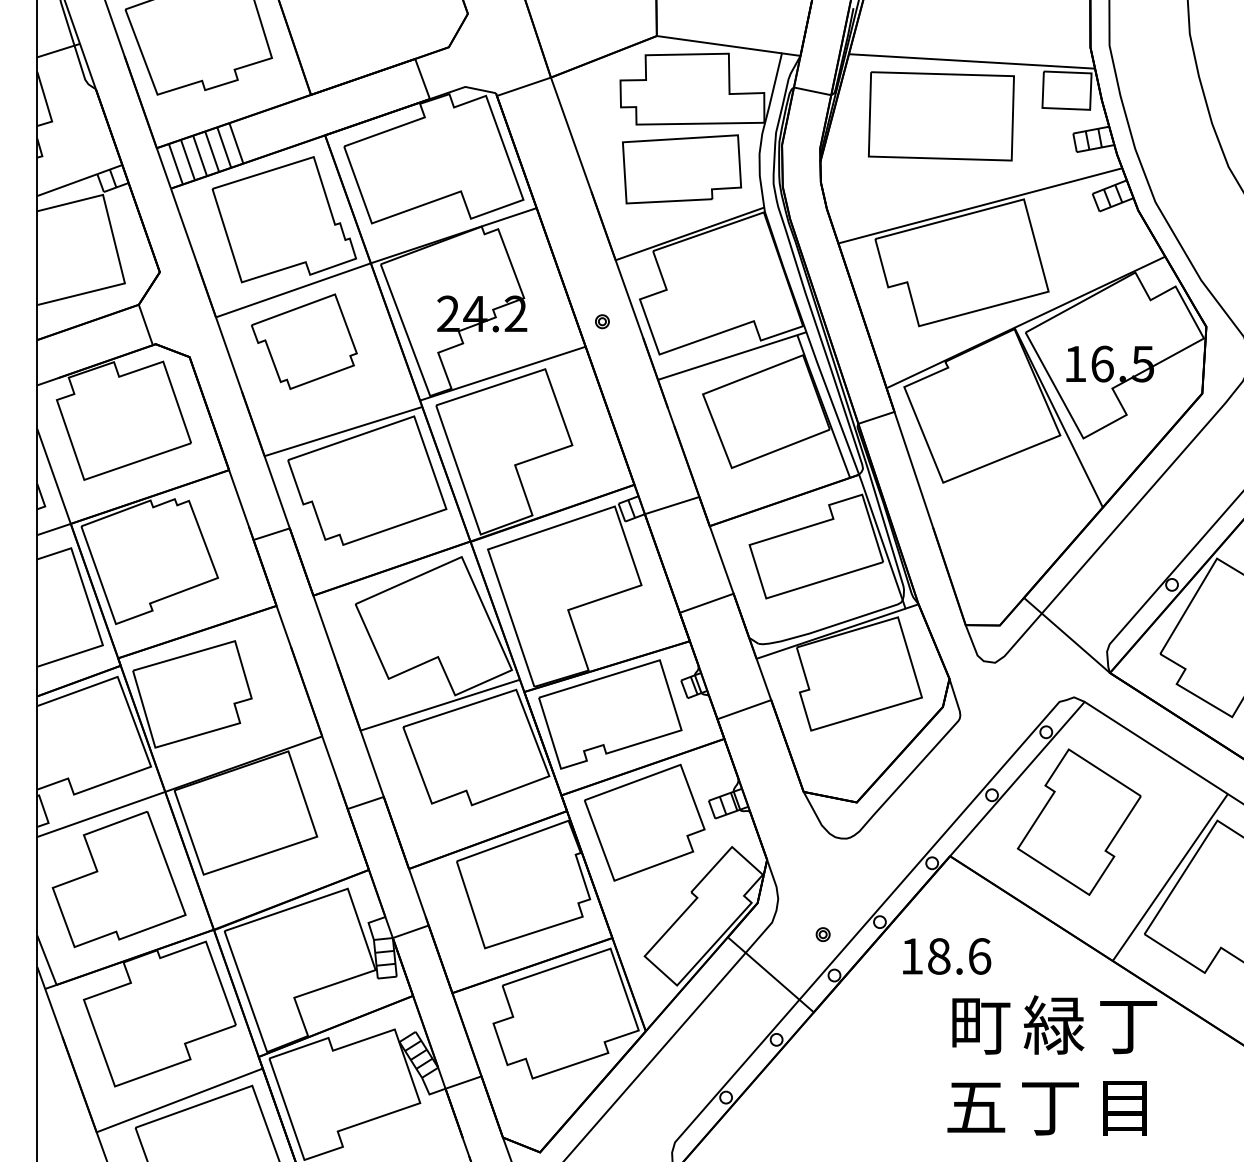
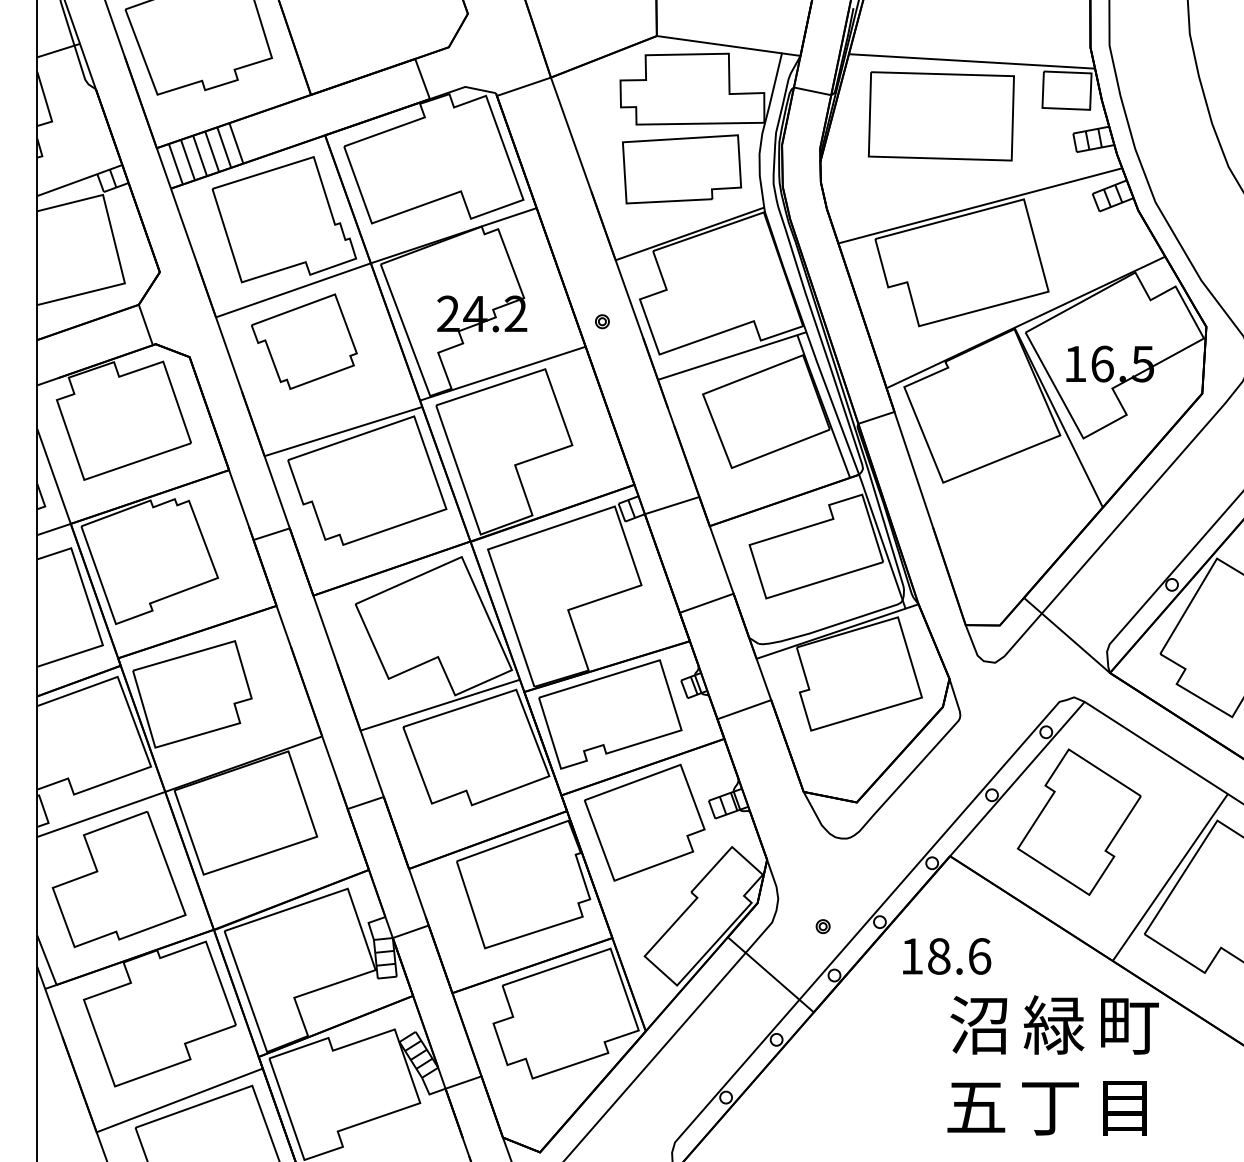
part position: (822, 934) -> (822, 926) (822, 926)
text: 町 -> 沼 (980, 1025)
text: 丁 -> 町 (1129, 1026)
